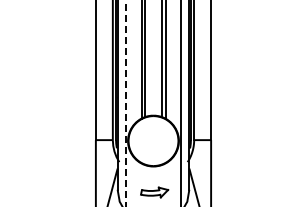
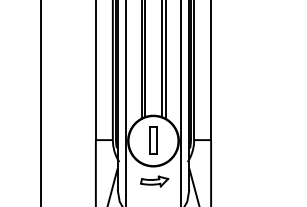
line: none -> present (41, 102)
line: dashed -> solid (125, 103)
part: none -> present (153, 140)
part position: (154, 192) -> (154, 181) (154, 181)
